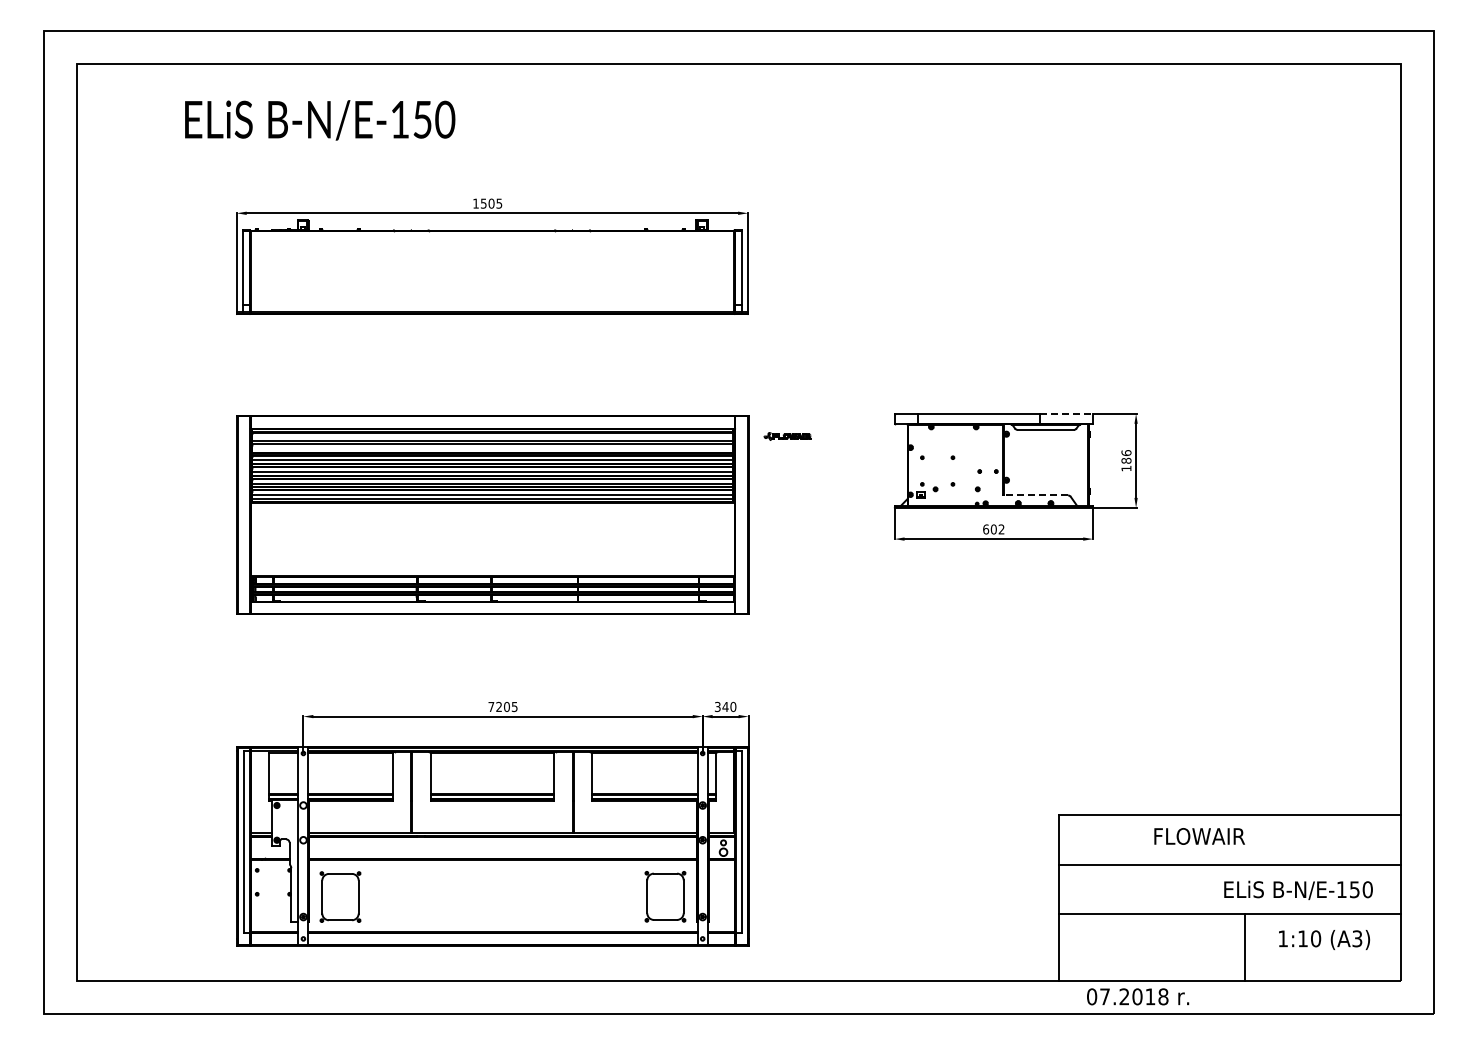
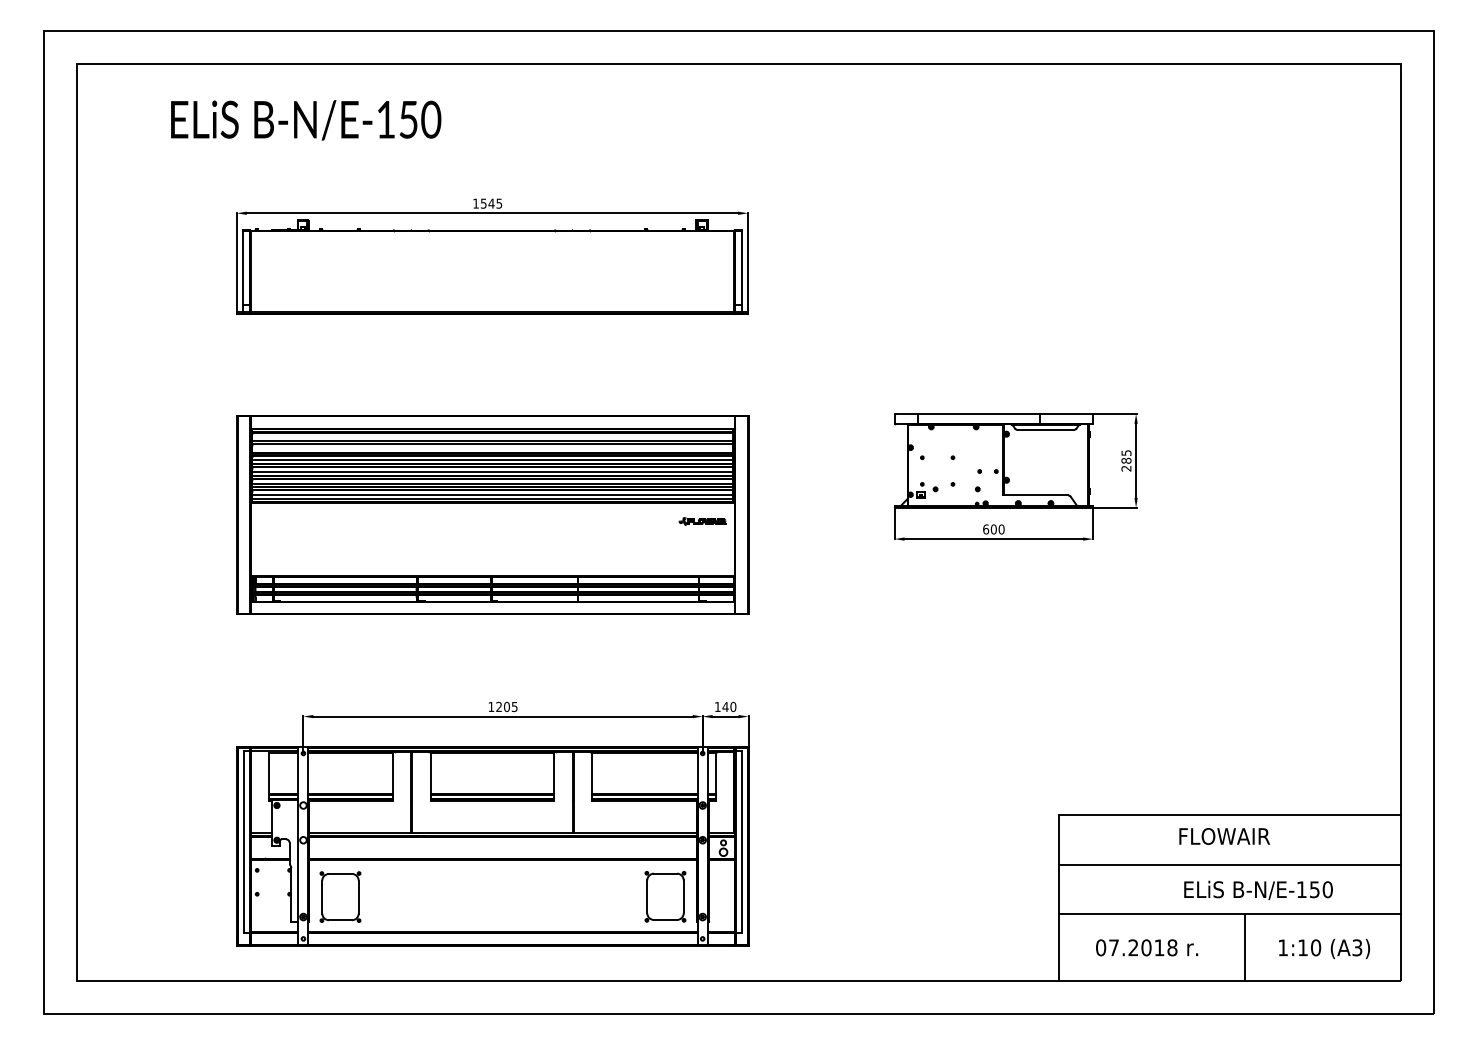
text position: (320, 120) -> (306, 120) (306, 120)
text: 1505 -> 1545 (491, 203)
line: dashed -> solid (1066, 413)
part position: (787, 436) -> (702, 521) (702, 521)
text: 186 -> 285 (1126, 460)
line: dashed -> solid (1035, 495)
text: 602 -> 600 (1001, 529)
text: 7205 -> 1205 (491, 706)
text: 340 -> 140 (717, 706)
text position: (1199, 836) -> (1224, 836) (1224, 836)
text position: (1298, 889) -> (1258, 889) (1258, 889)
text position: (1324, 939) -> (1324, 948) (1324, 948)
text position: (1138, 996) -> (1147, 947) (1147, 947)
